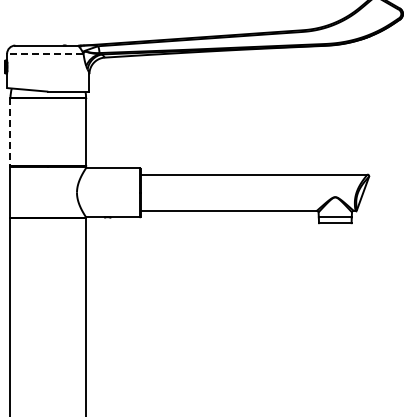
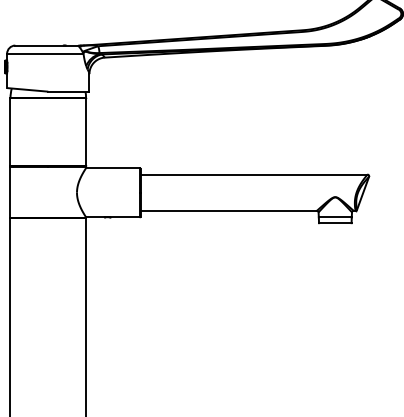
line: dashed -> solid (45, 53)
line: dashed -> solid (10, 132)
